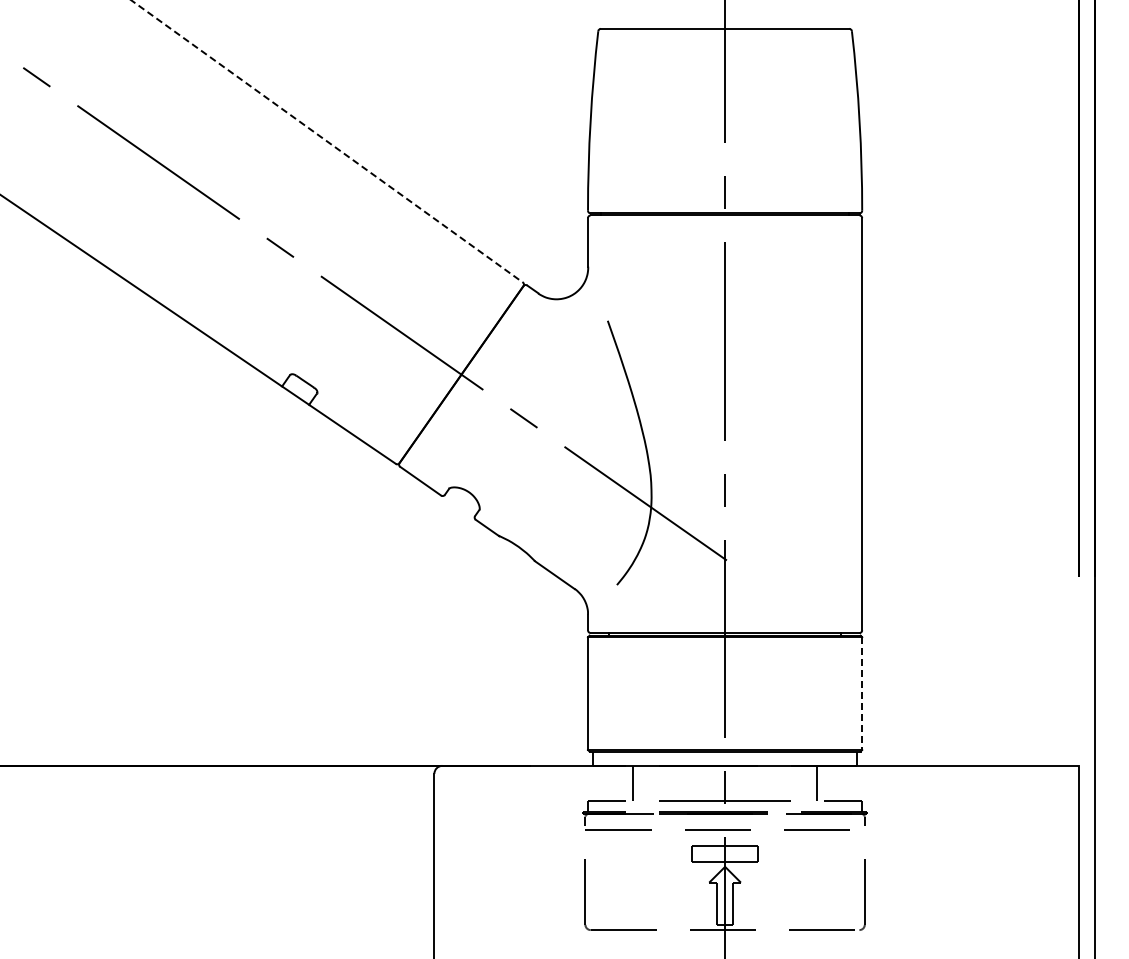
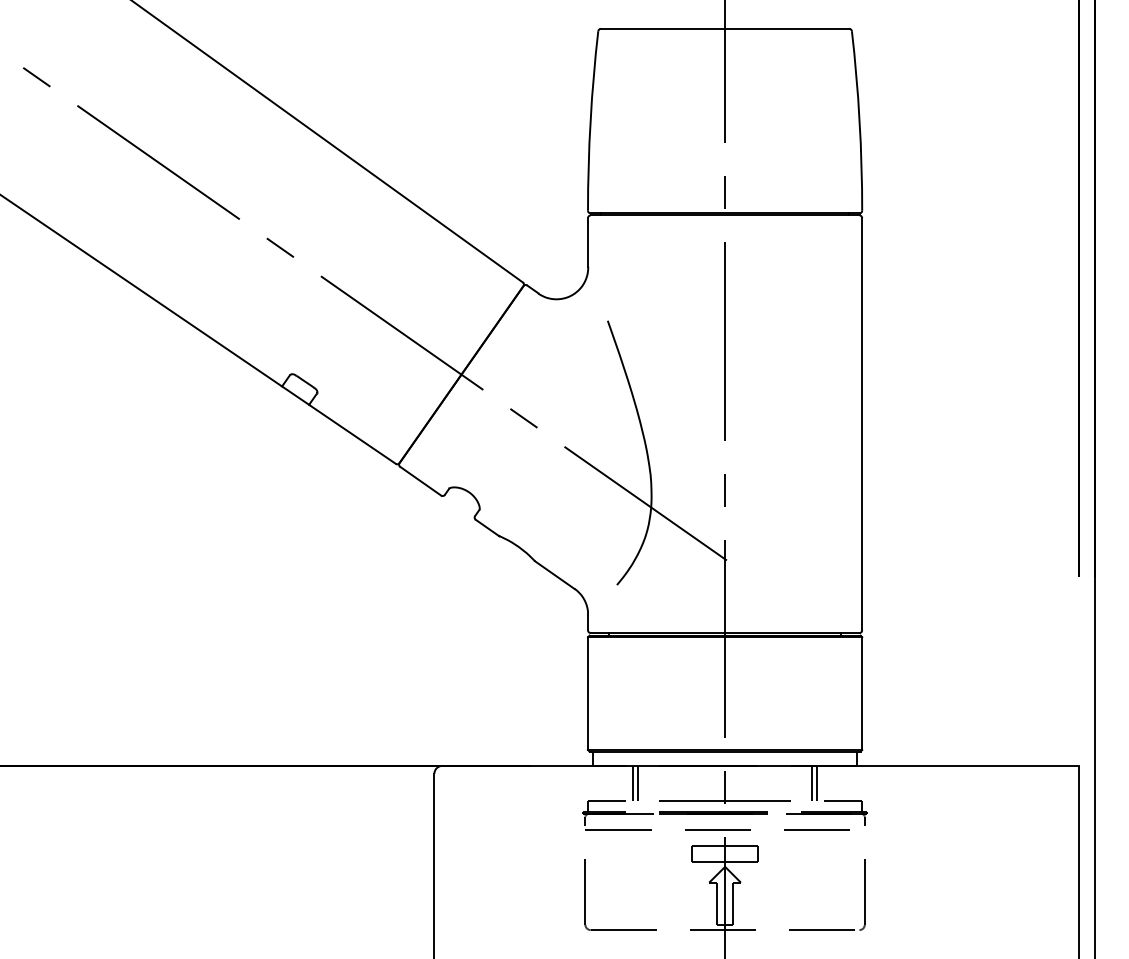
line: dashed -> solid (327, 141)
line: dashed -> solid (862, 694)
line: none -> present (638, 782)
line: none -> present (812, 782)
